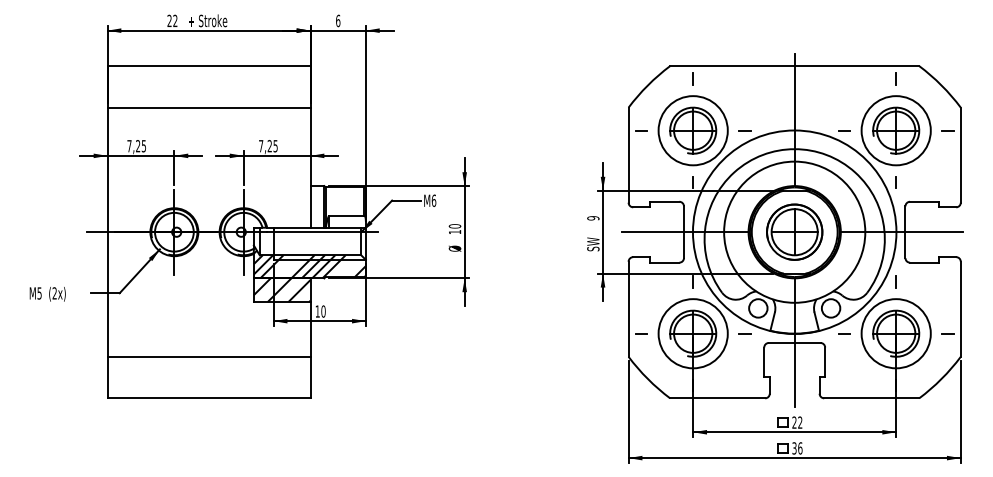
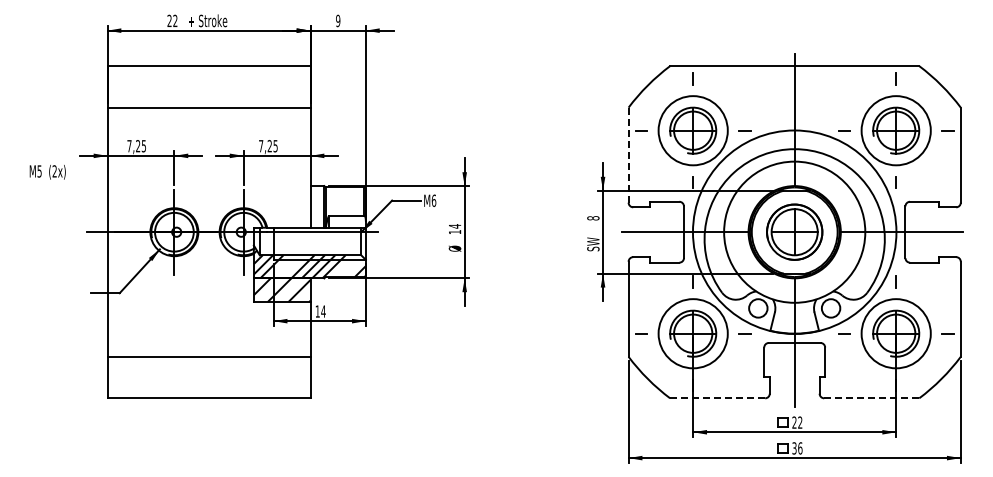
text: 6 -> 9 (338, 20)
line: solid -> dashed (628, 155)
text: 9 -> 8 (593, 218)
text: 10 -> 14 (454, 226)
text position: (47, 294) -> (47, 172) (47, 172)
text: 10 -> 14 (323, 311)
line: solid -> dashed (717, 398)
line: solid -> dashed (871, 398)
